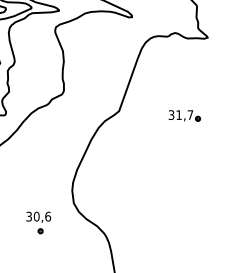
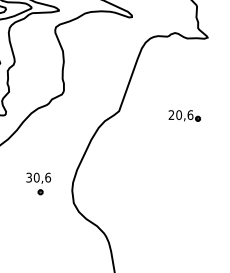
text: 31,7 -> 20,6 (180, 114)
part position: (38, 222) -> (38, 183) (38, 183)
